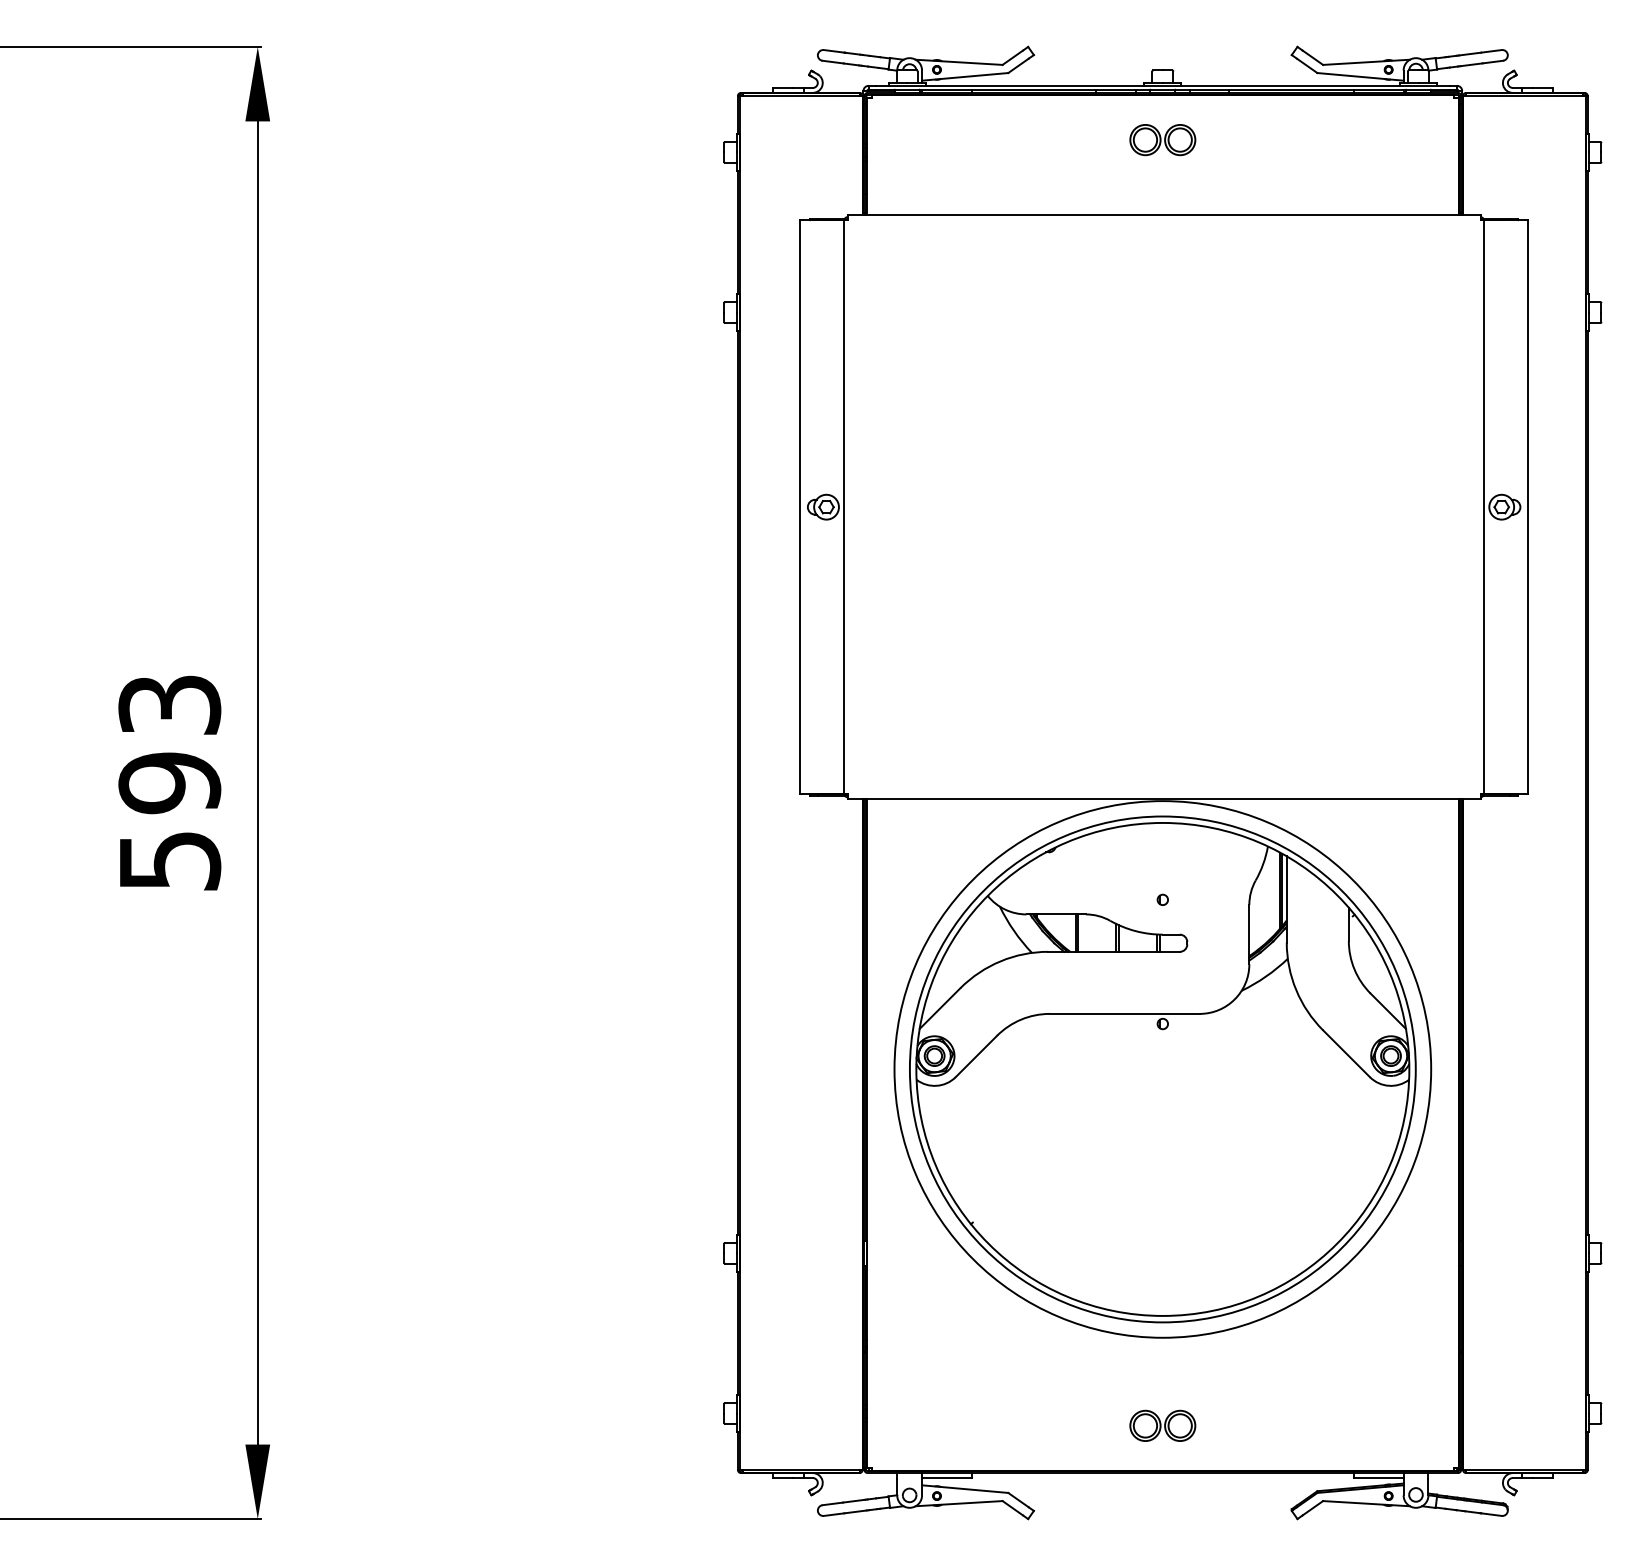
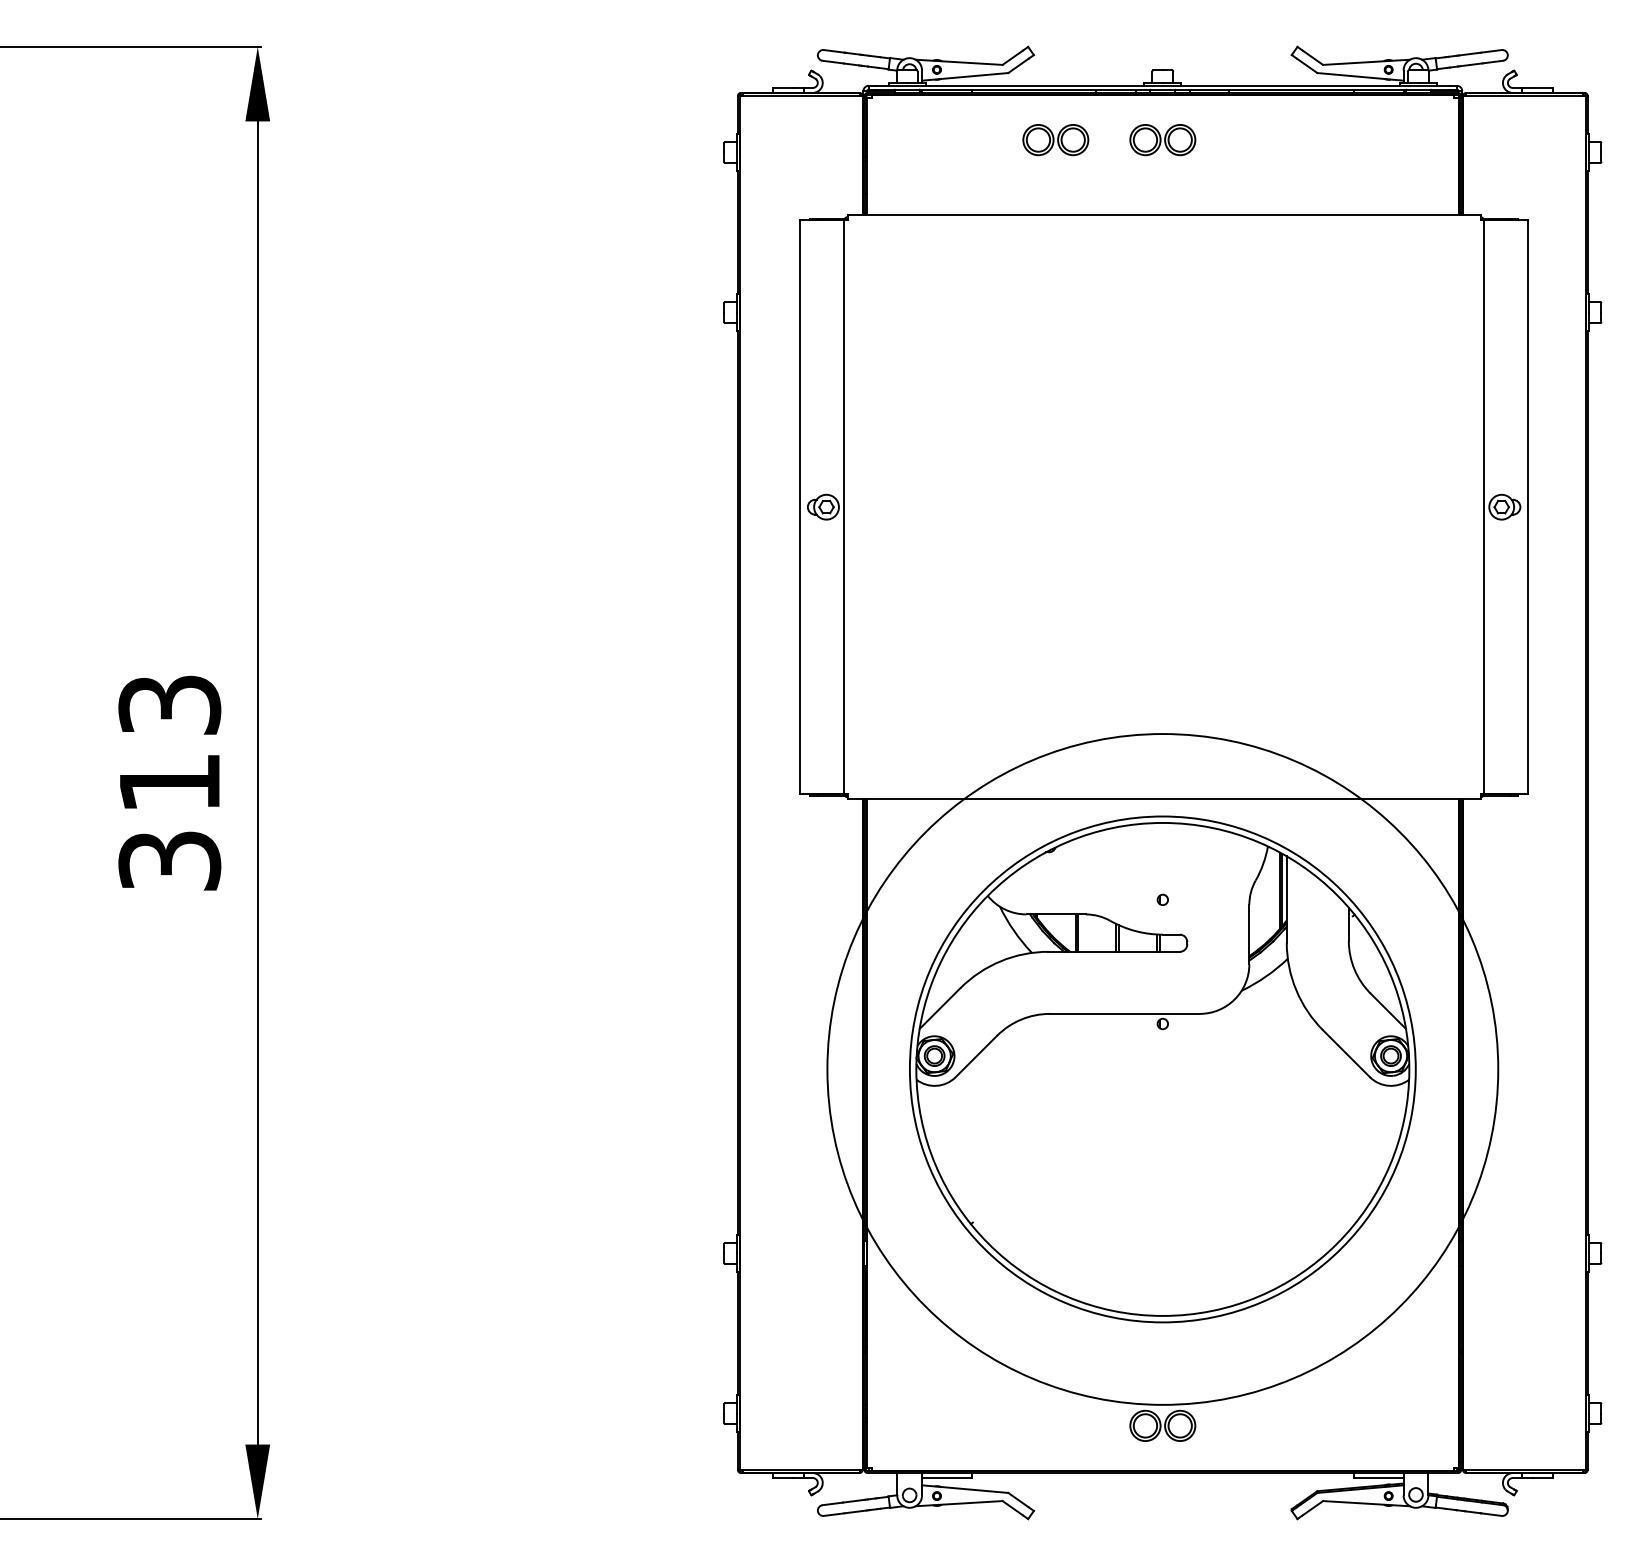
part: none -> present (1055, 140)
text: 593 -> 313 (169, 821)
circle diameter: 537 px -> 671 px (1162, 1069)
